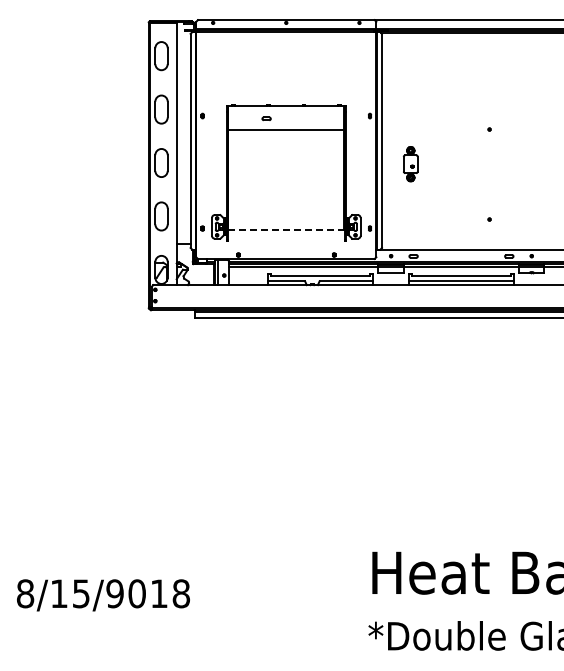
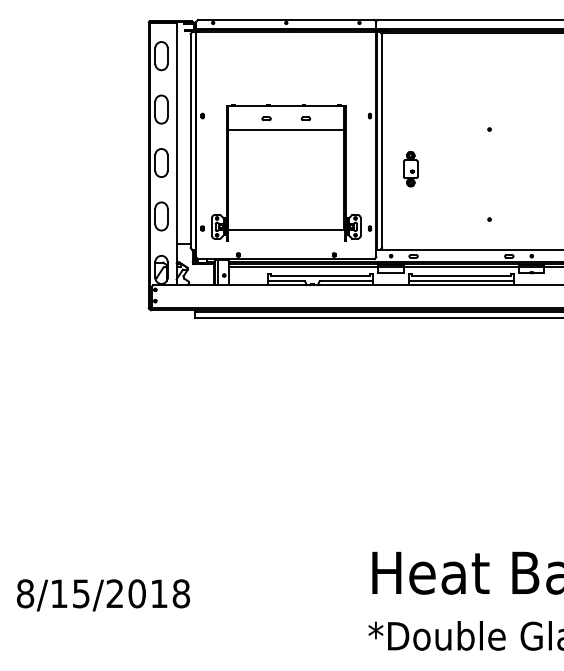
part: none -> present (305, 118)
part position: (410, 164) -> (410, 169) (410, 169)
line: dashed -> solid (286, 229)
text: 8/15/9018 -> 8/15/2018 (114, 593)
